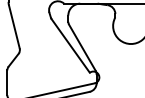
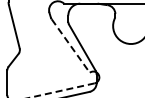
line: solid -> dashed (70, 46)
line: solid -> dashed (61, 90)
